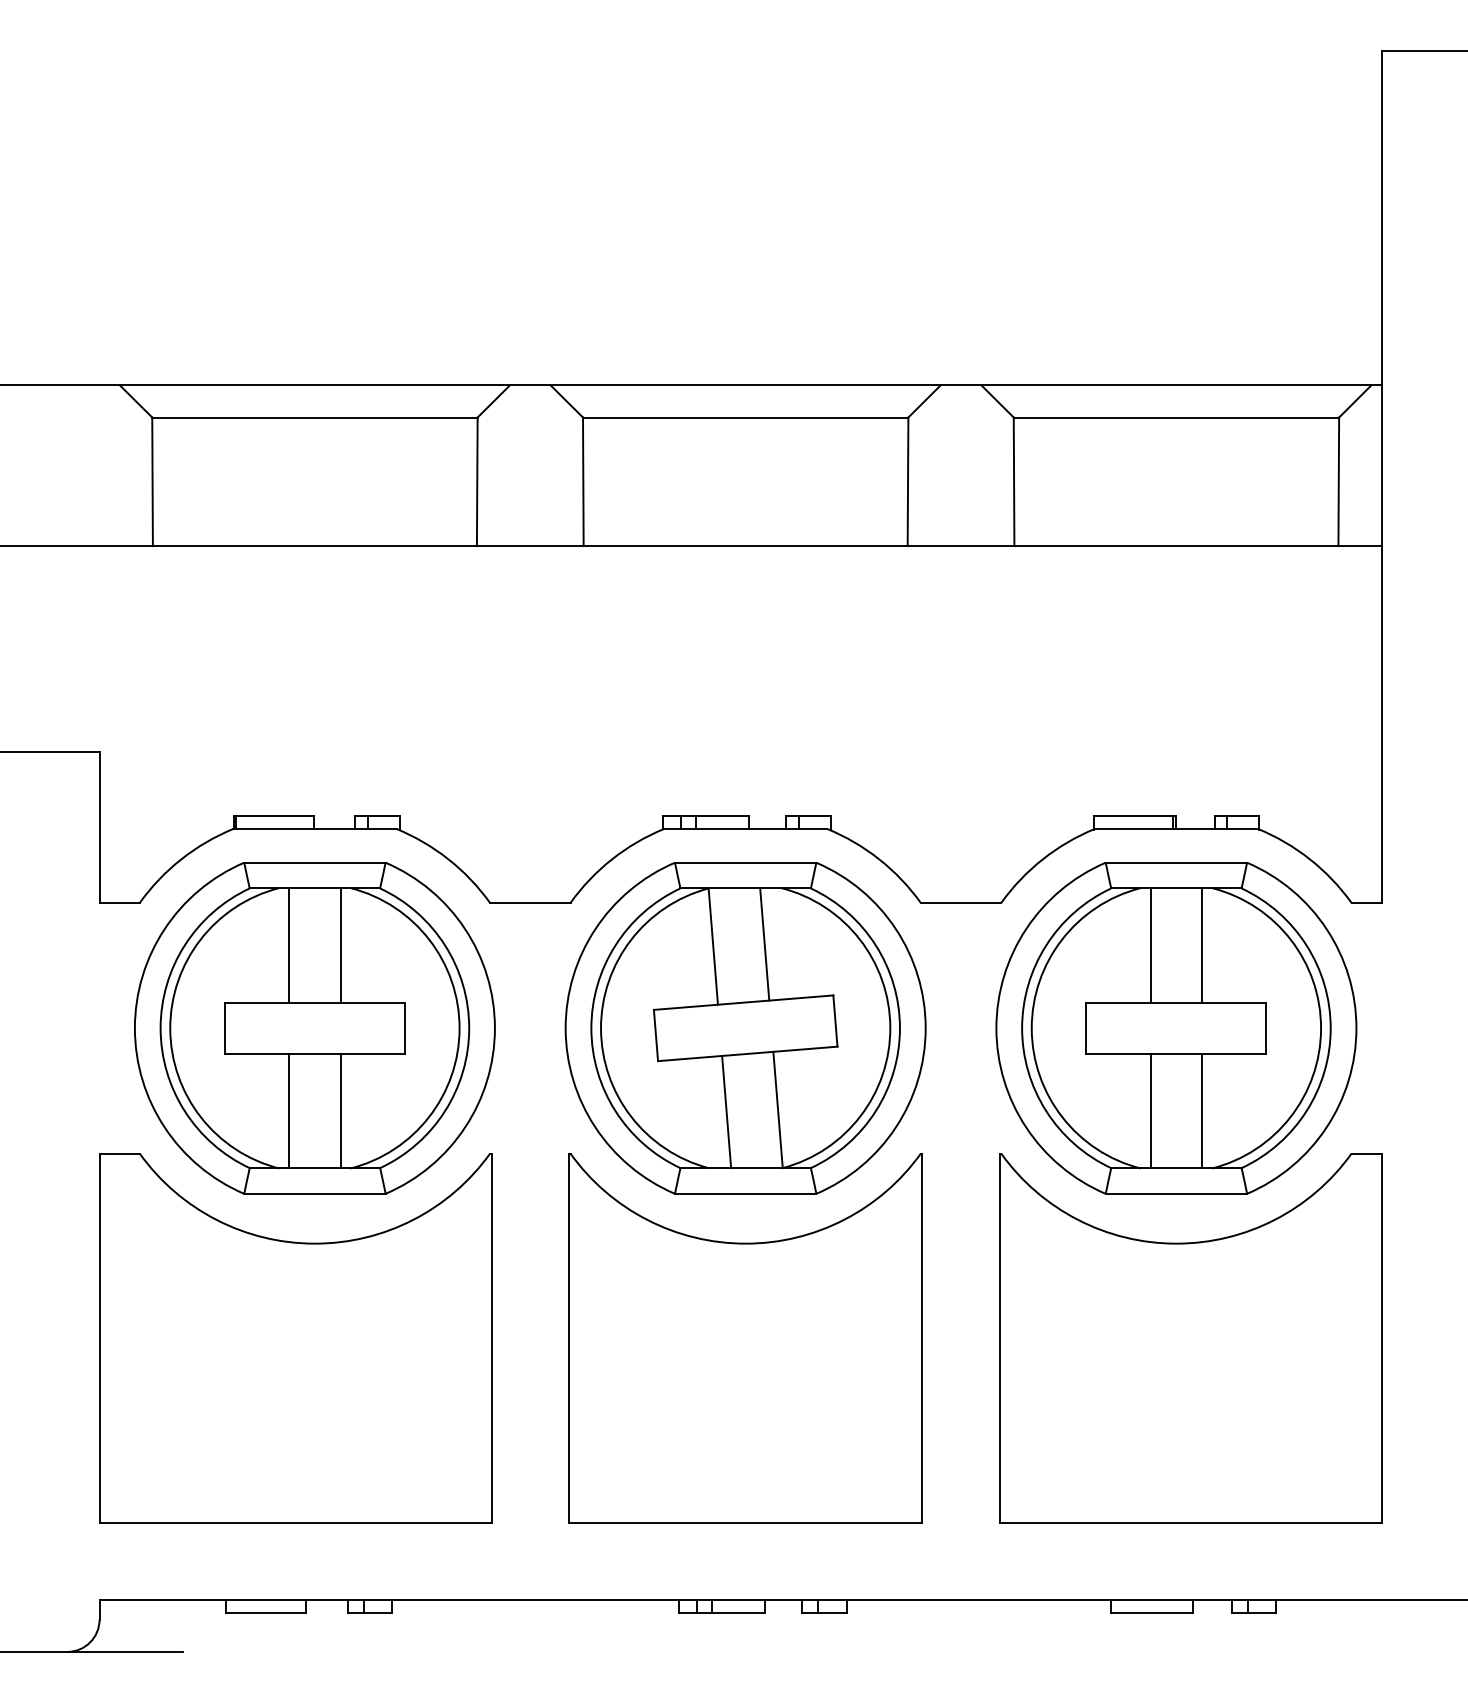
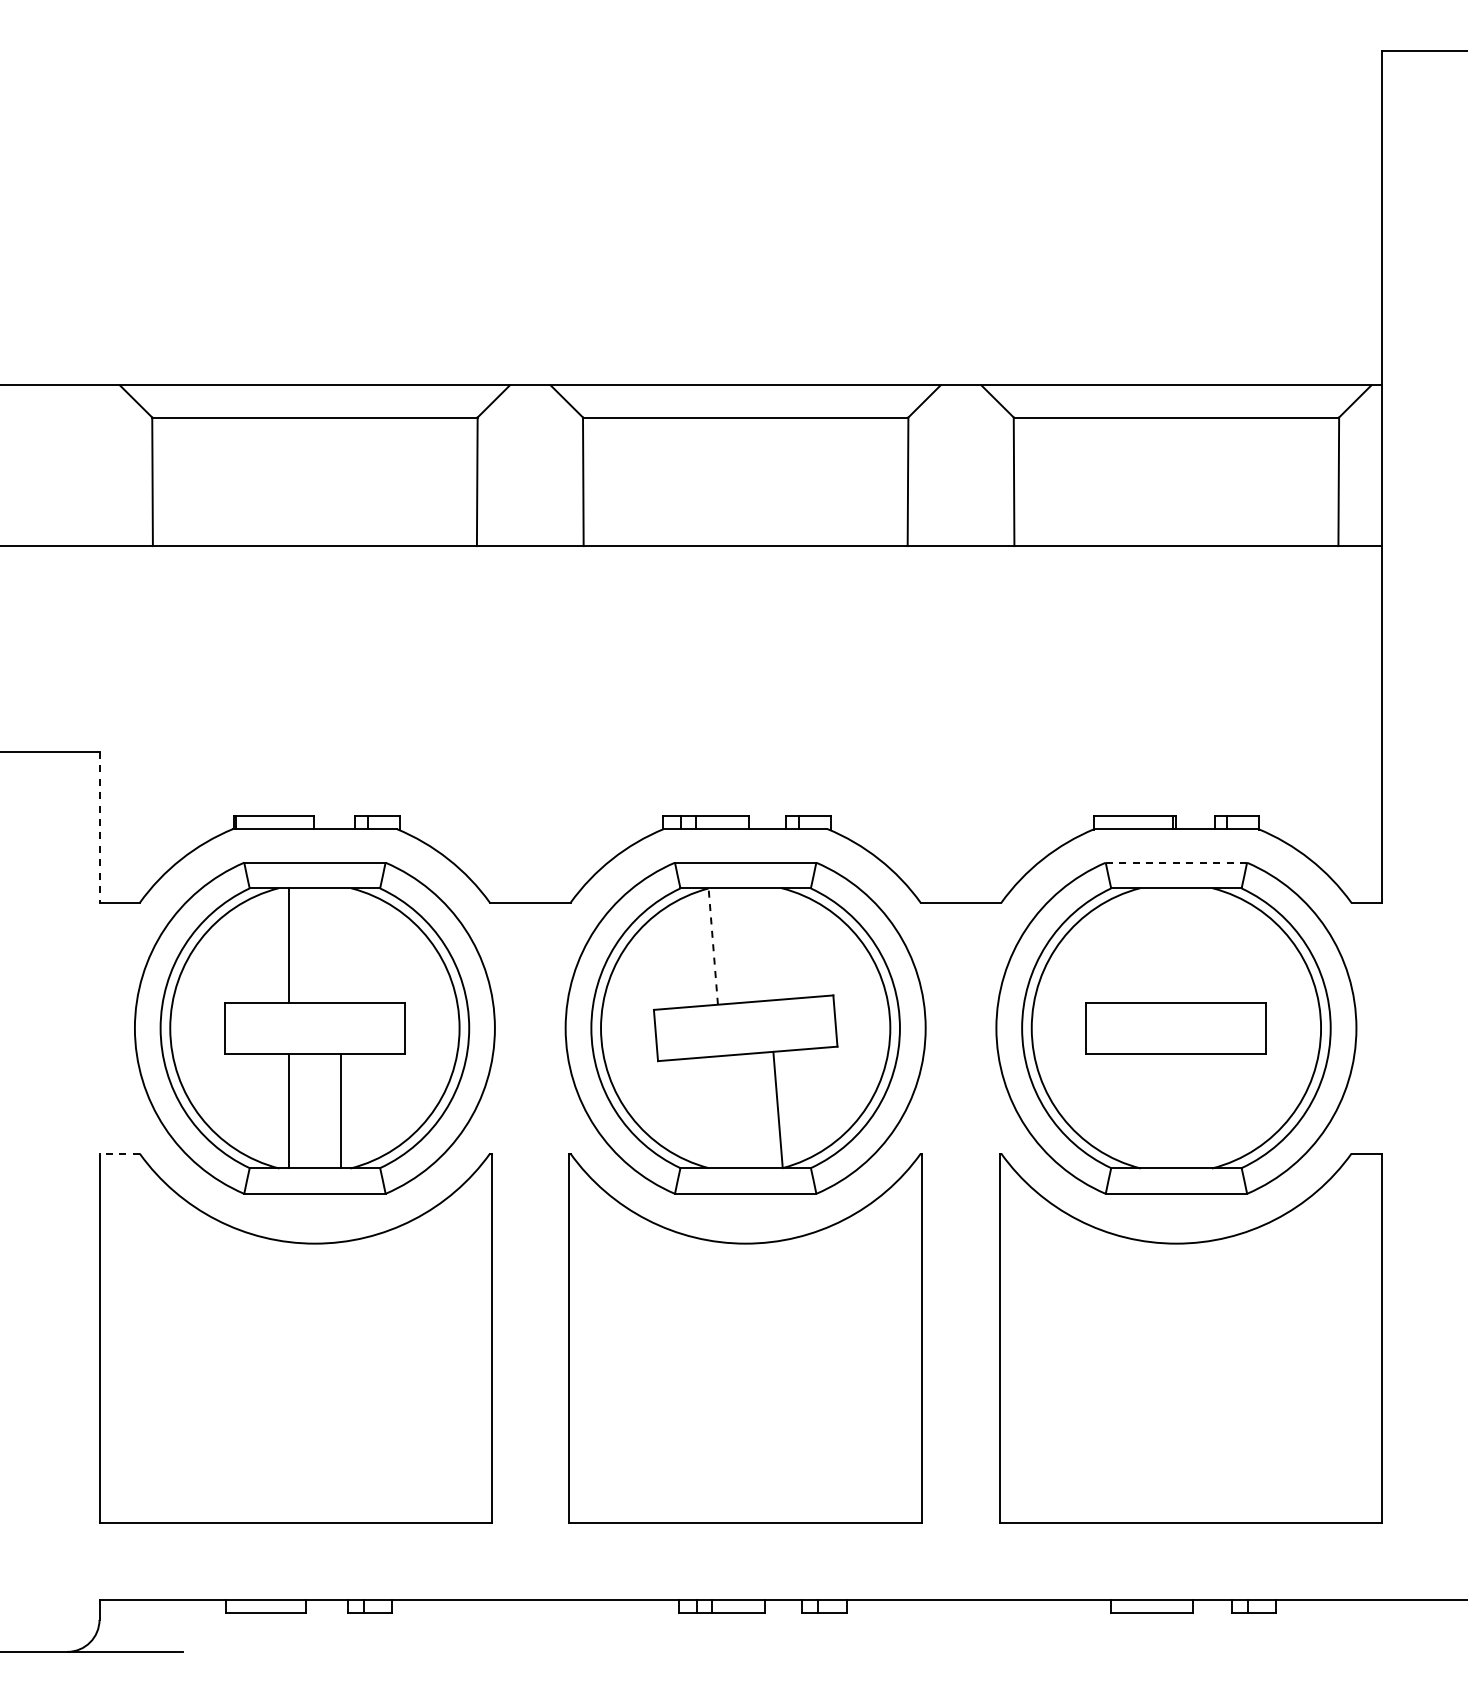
line: solid -> dashed (99, 827)
line: solid -> dashed (1176, 862)
line: present -> none (764, 944)
line: present -> none (340, 945)
line: present -> none (1150, 945)
line: present -> none (1202, 945)
line: solid -> dashed (713, 946)
line: present -> none (1150, 1111)
line: present -> none (1202, 1111)
line: present -> none (726, 1112)
line: solid -> dashed (119, 1153)
